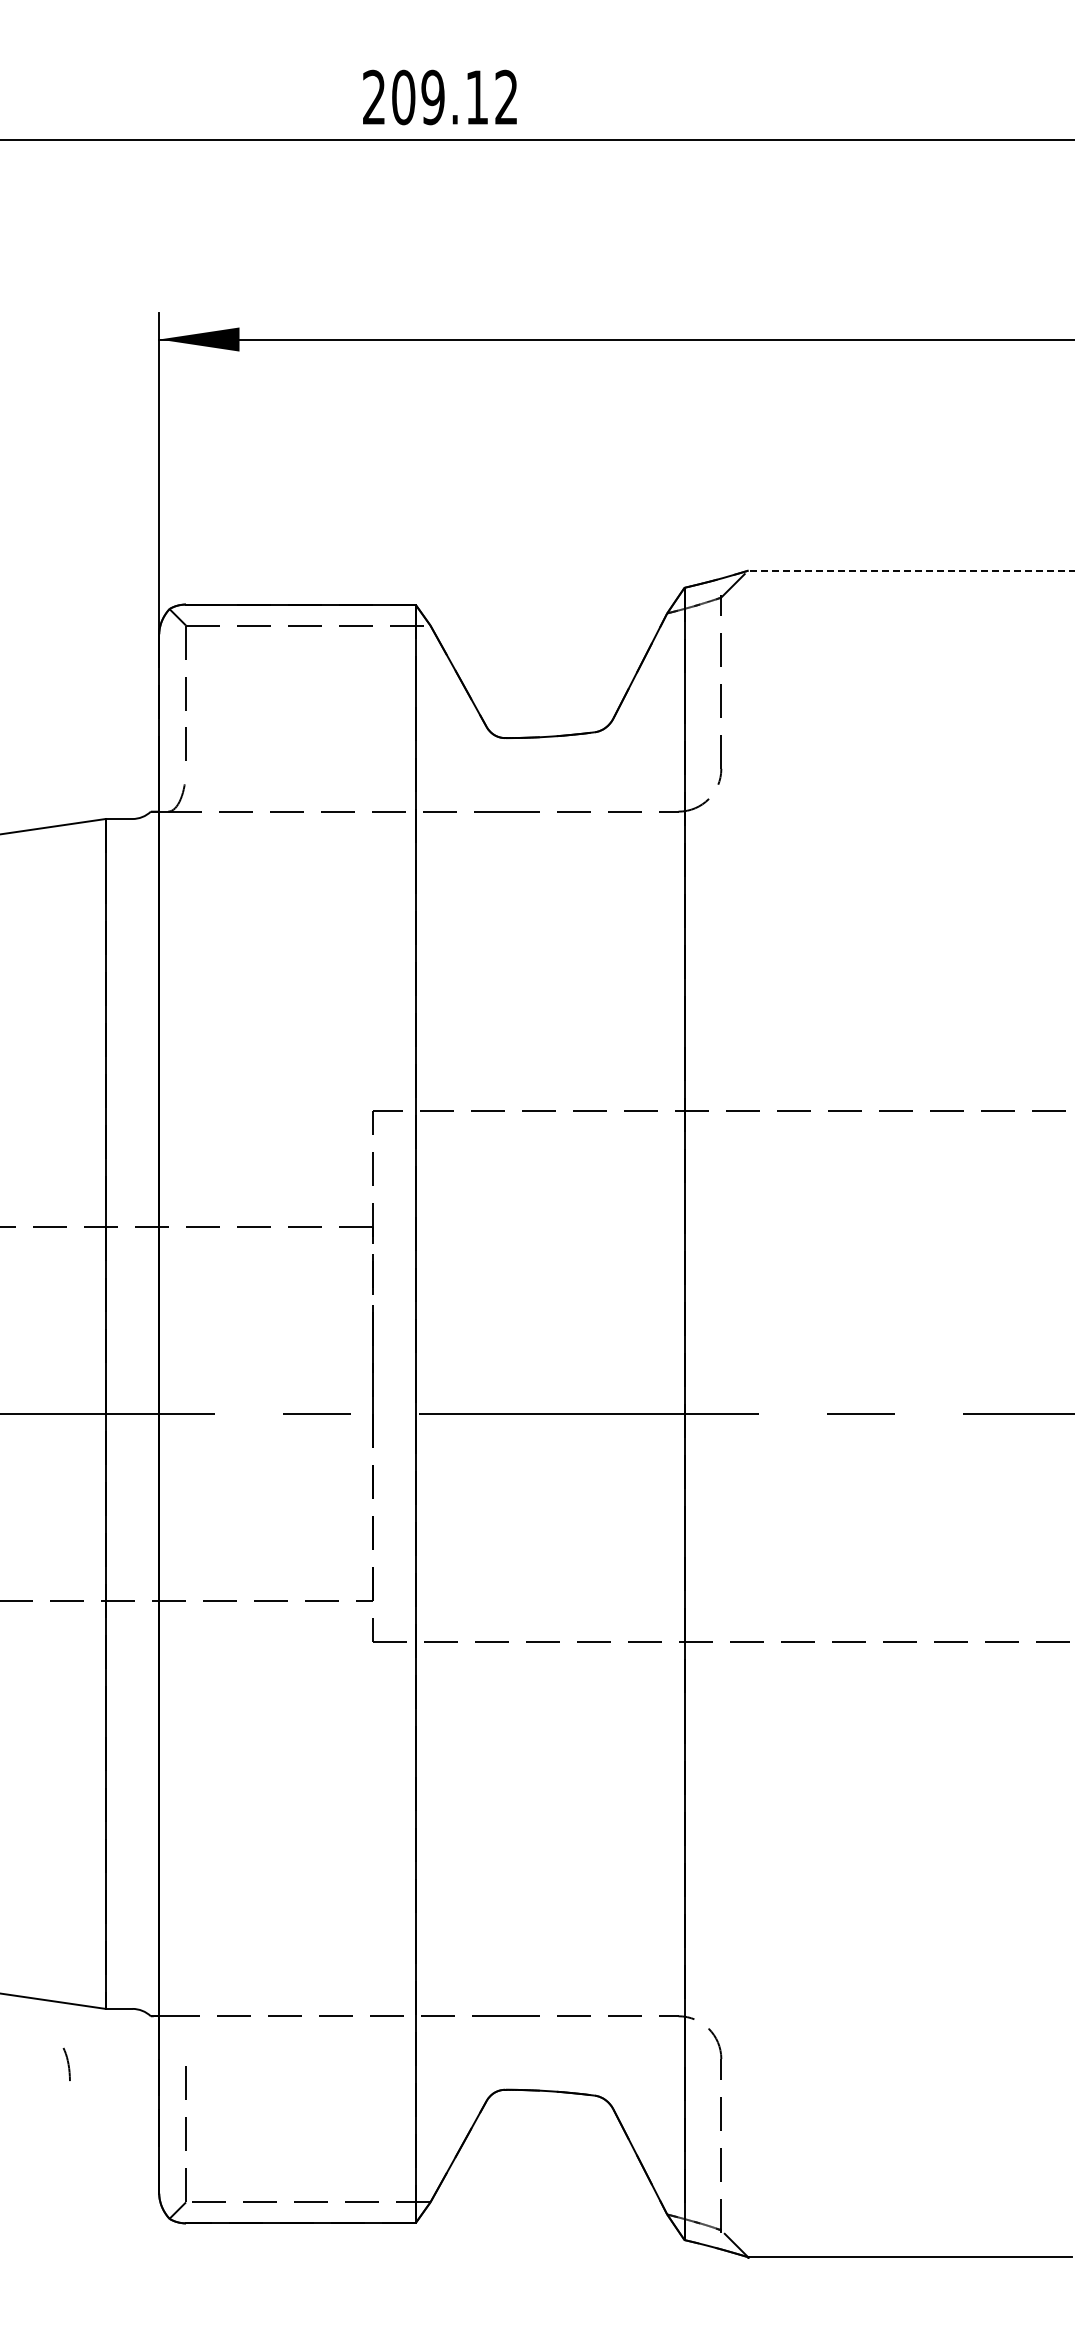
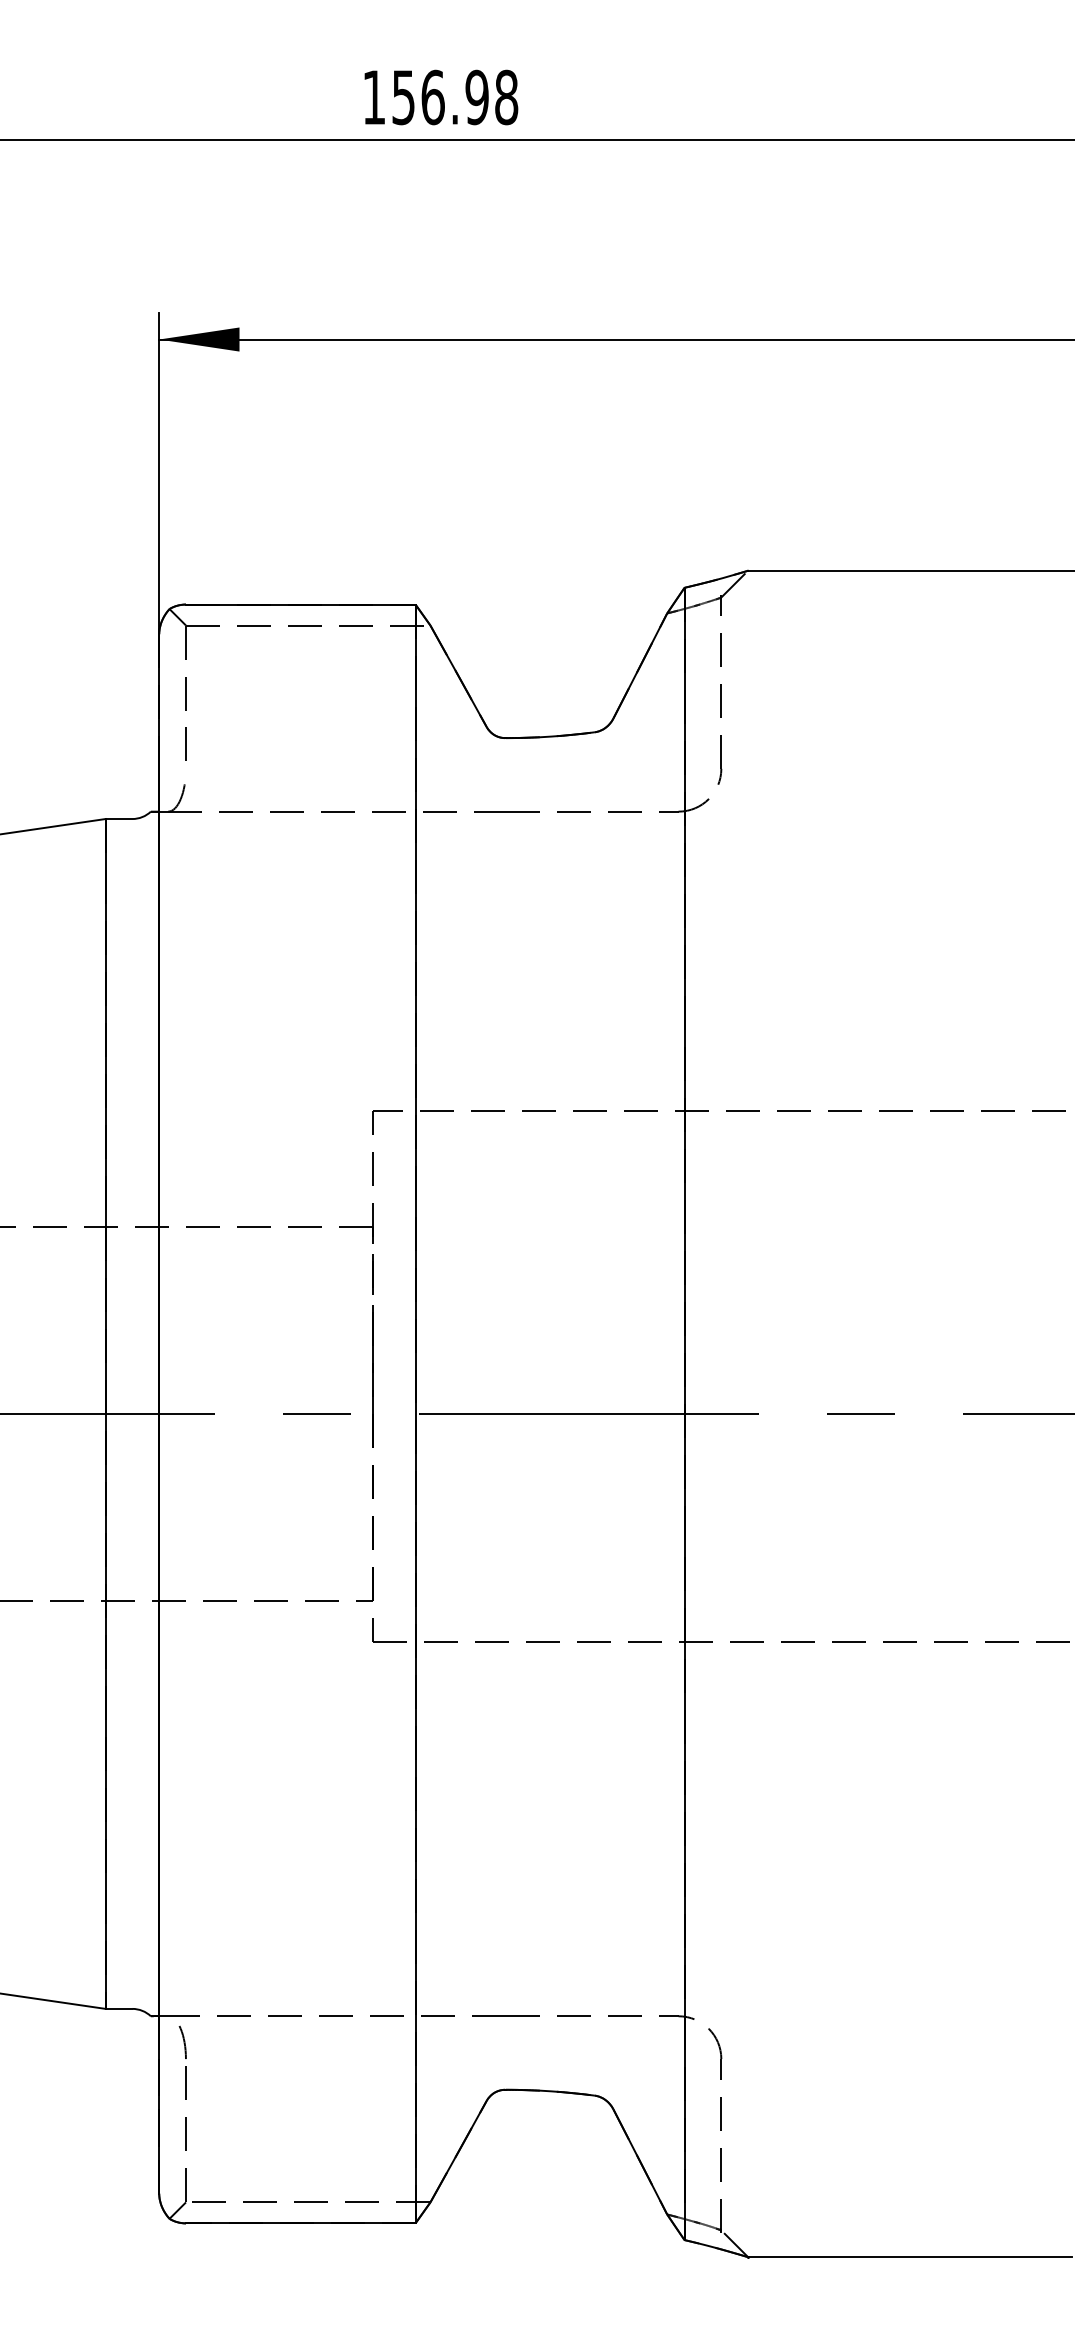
text: 209.12 -> 156.98 (440, 97)
line: dashed -> solid (910, 570)
curve position: (67, 2063) -> (183, 2041) (183, 2041)
